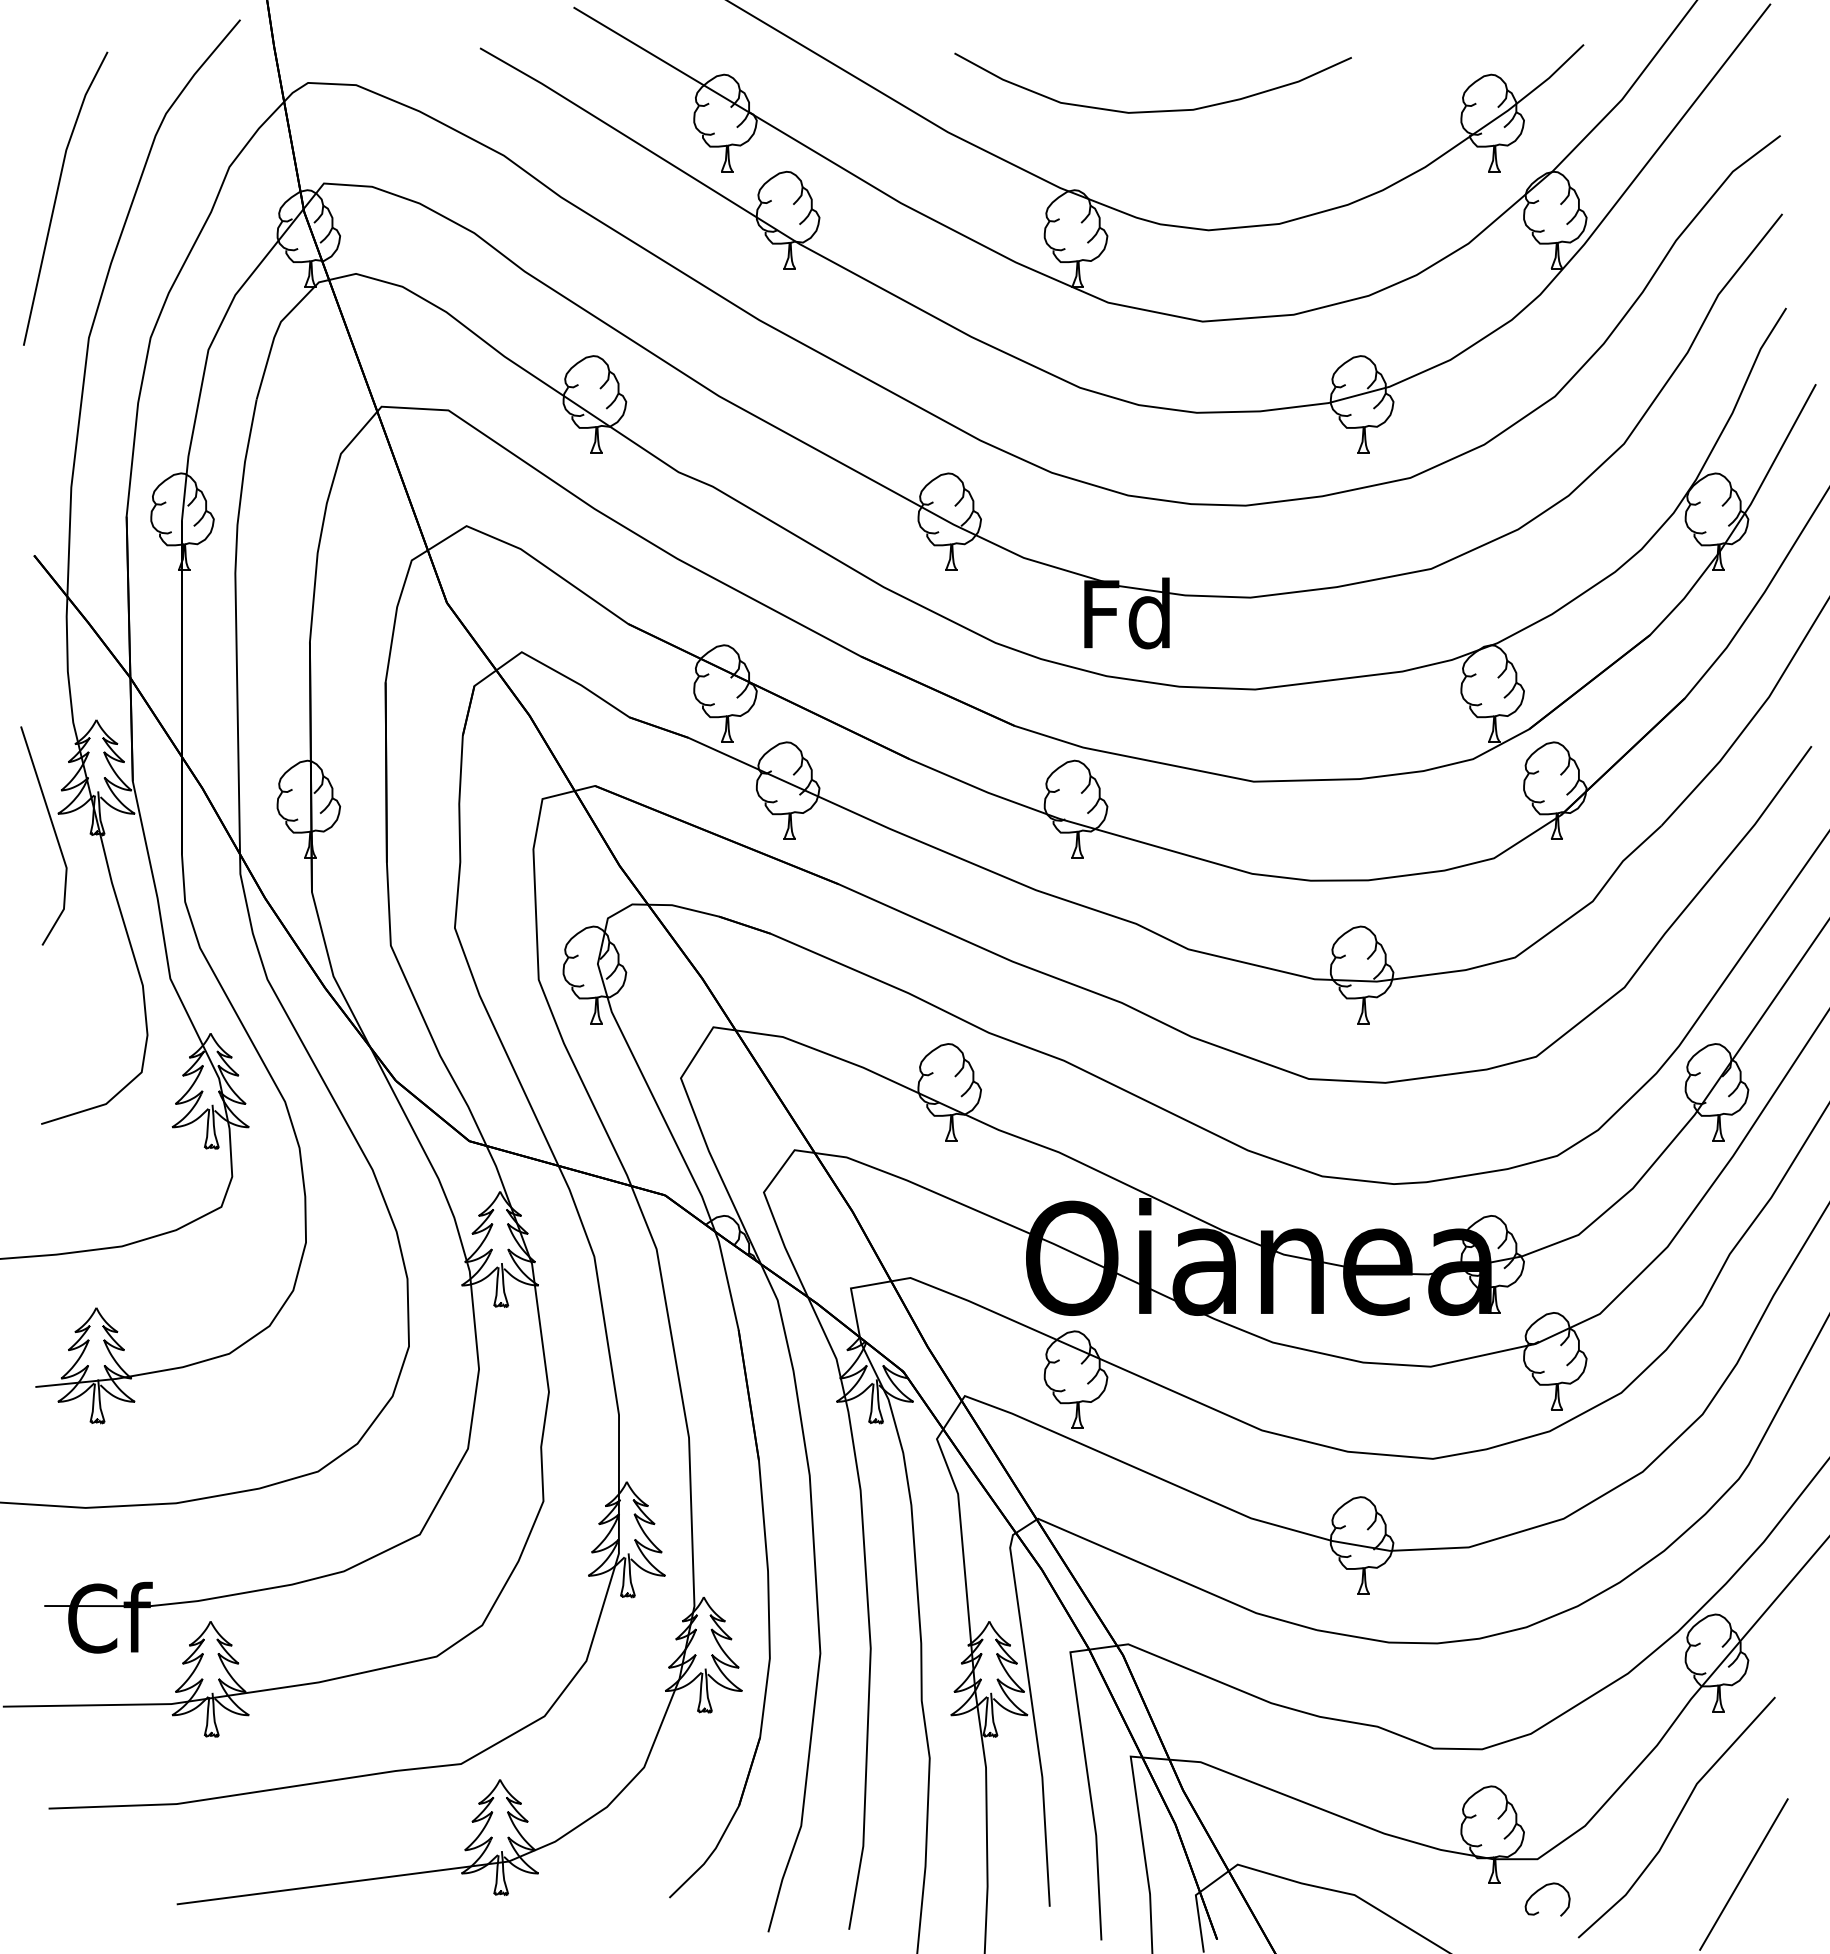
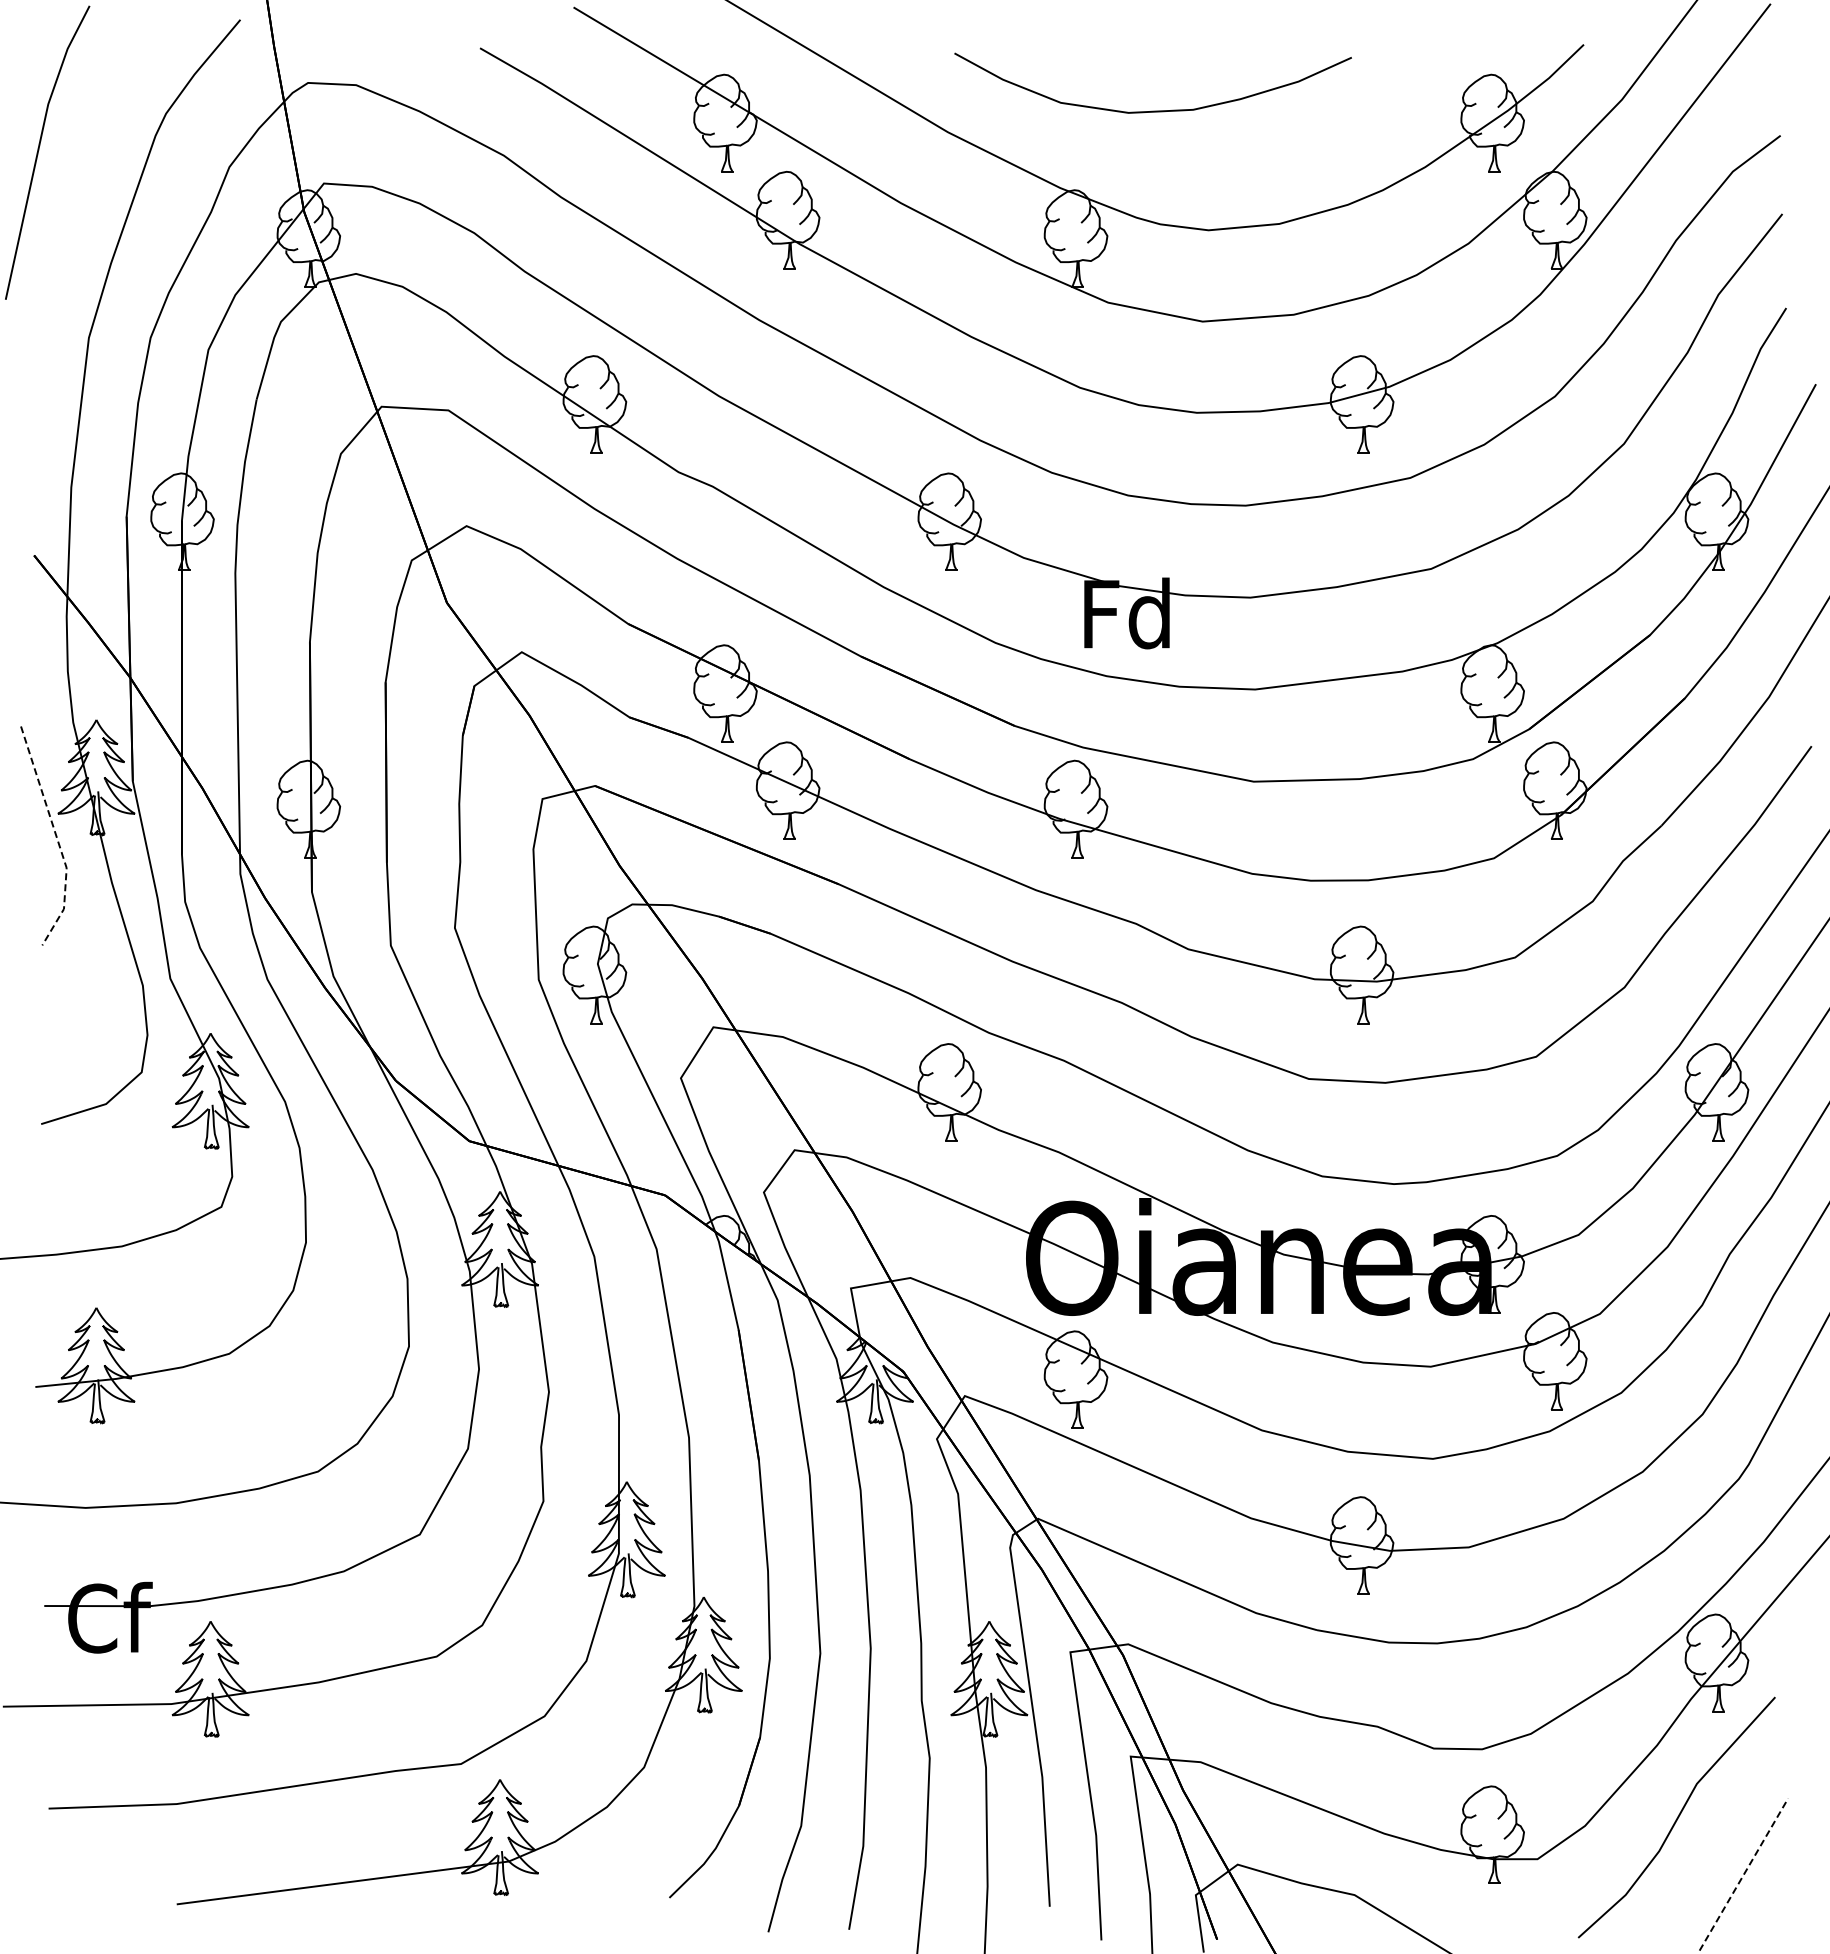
line position: (57, 196) -> (39, 150) (39, 150)
line: solid -> dashed (57, 838)
line: solid -> dashed (1744, 1874)
curve: present -> none (1540, 1890)
